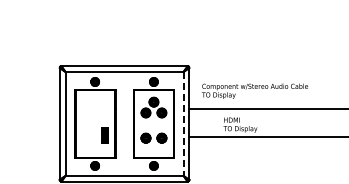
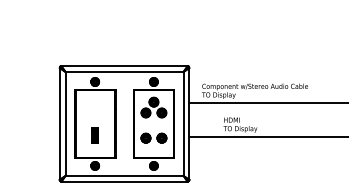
line position: (267, 108) -> (267, 102) (267, 102)
line: dashed -> solid (183, 123)
part position: (104, 135) -> (94, 135) (94, 135)
